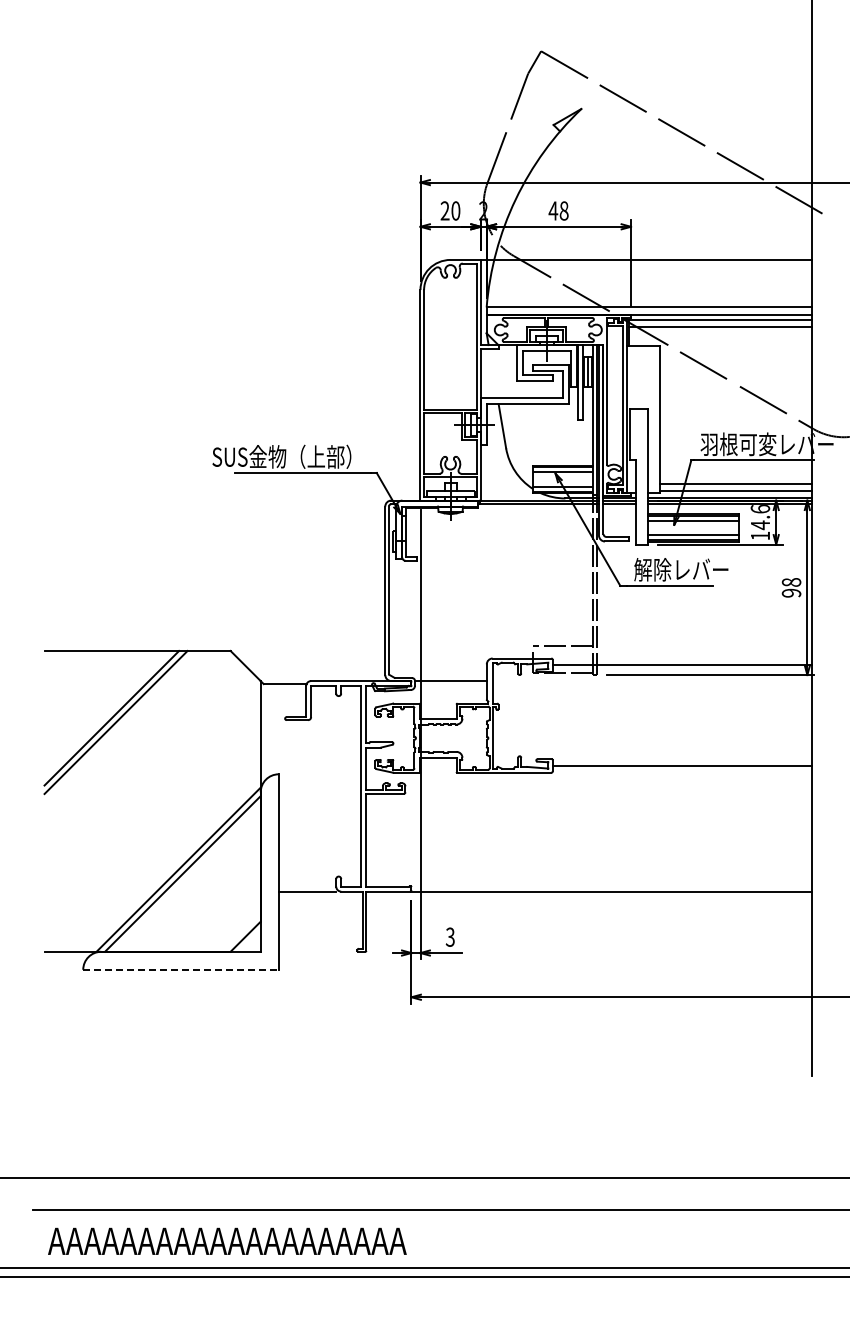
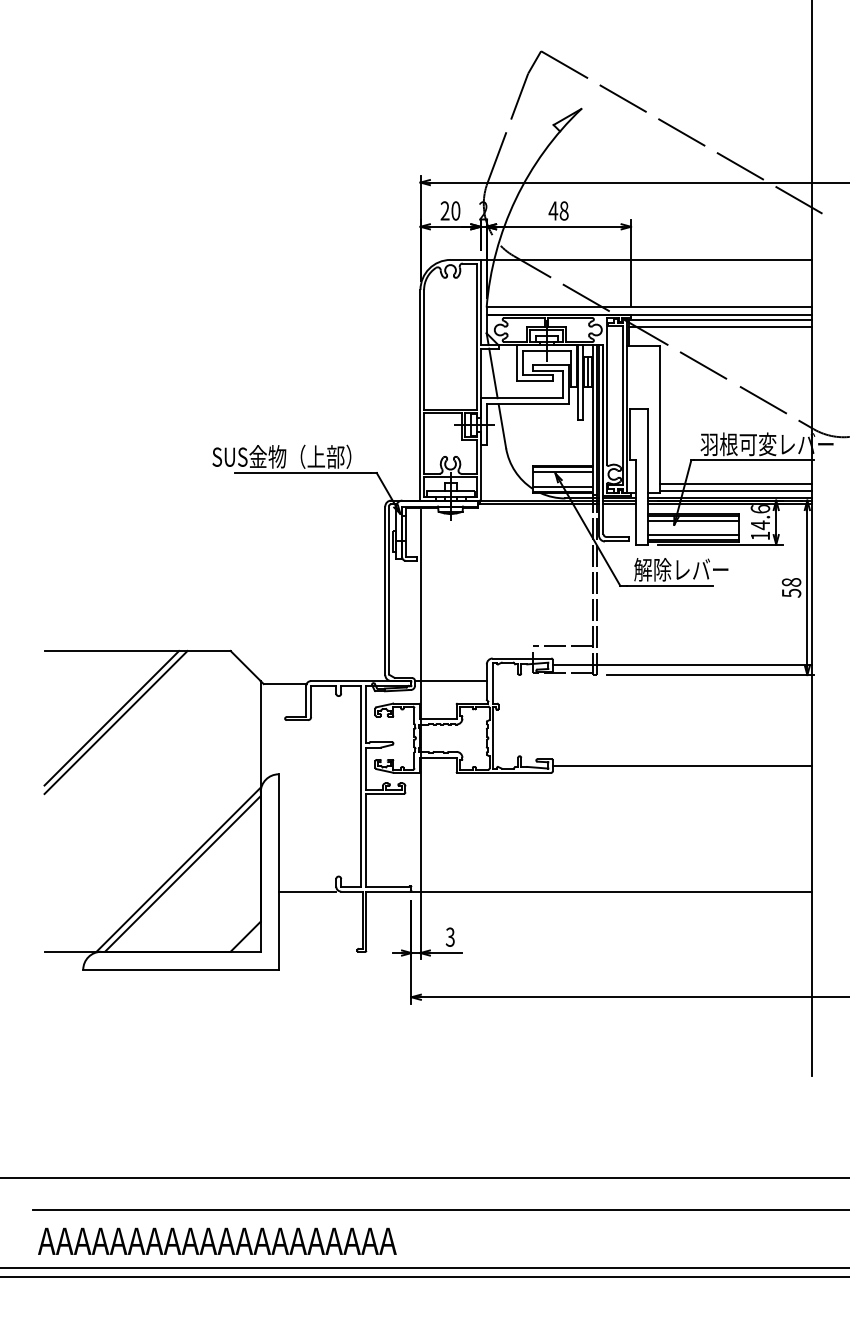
line: none -> present (493, 373)
text: 98 -> 58 (791, 592)
line: dashed -> solid (181, 969)
text position: (227, 1240) -> (217, 1240) (217, 1240)
